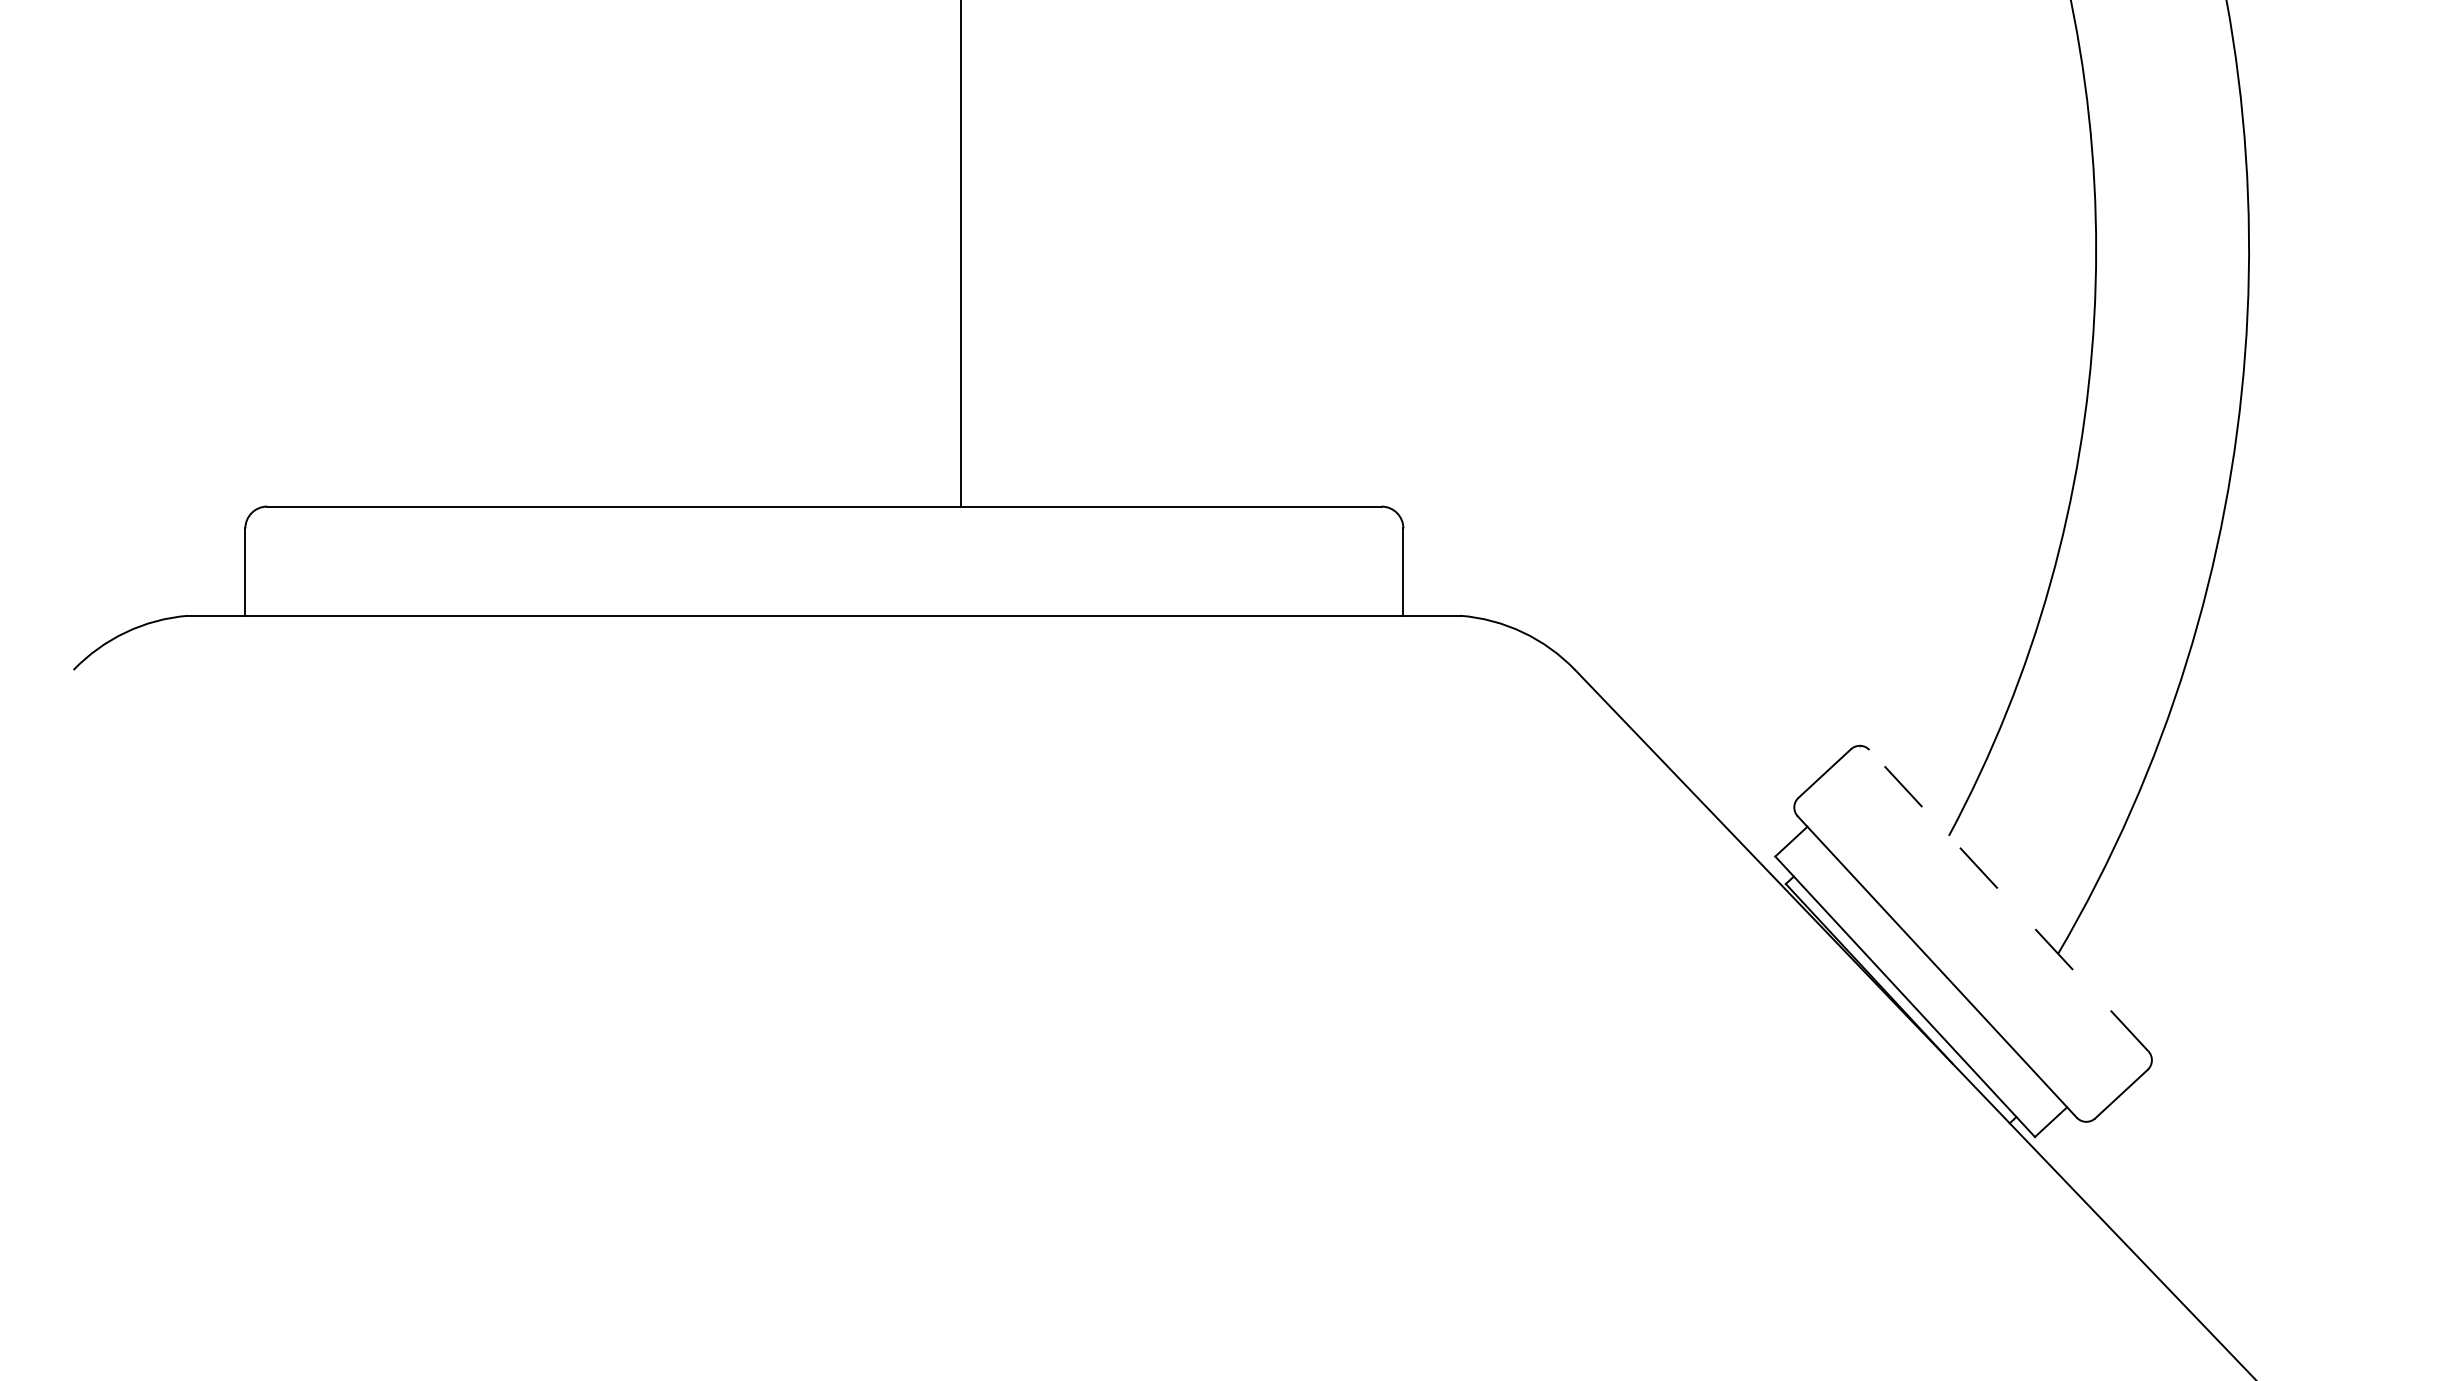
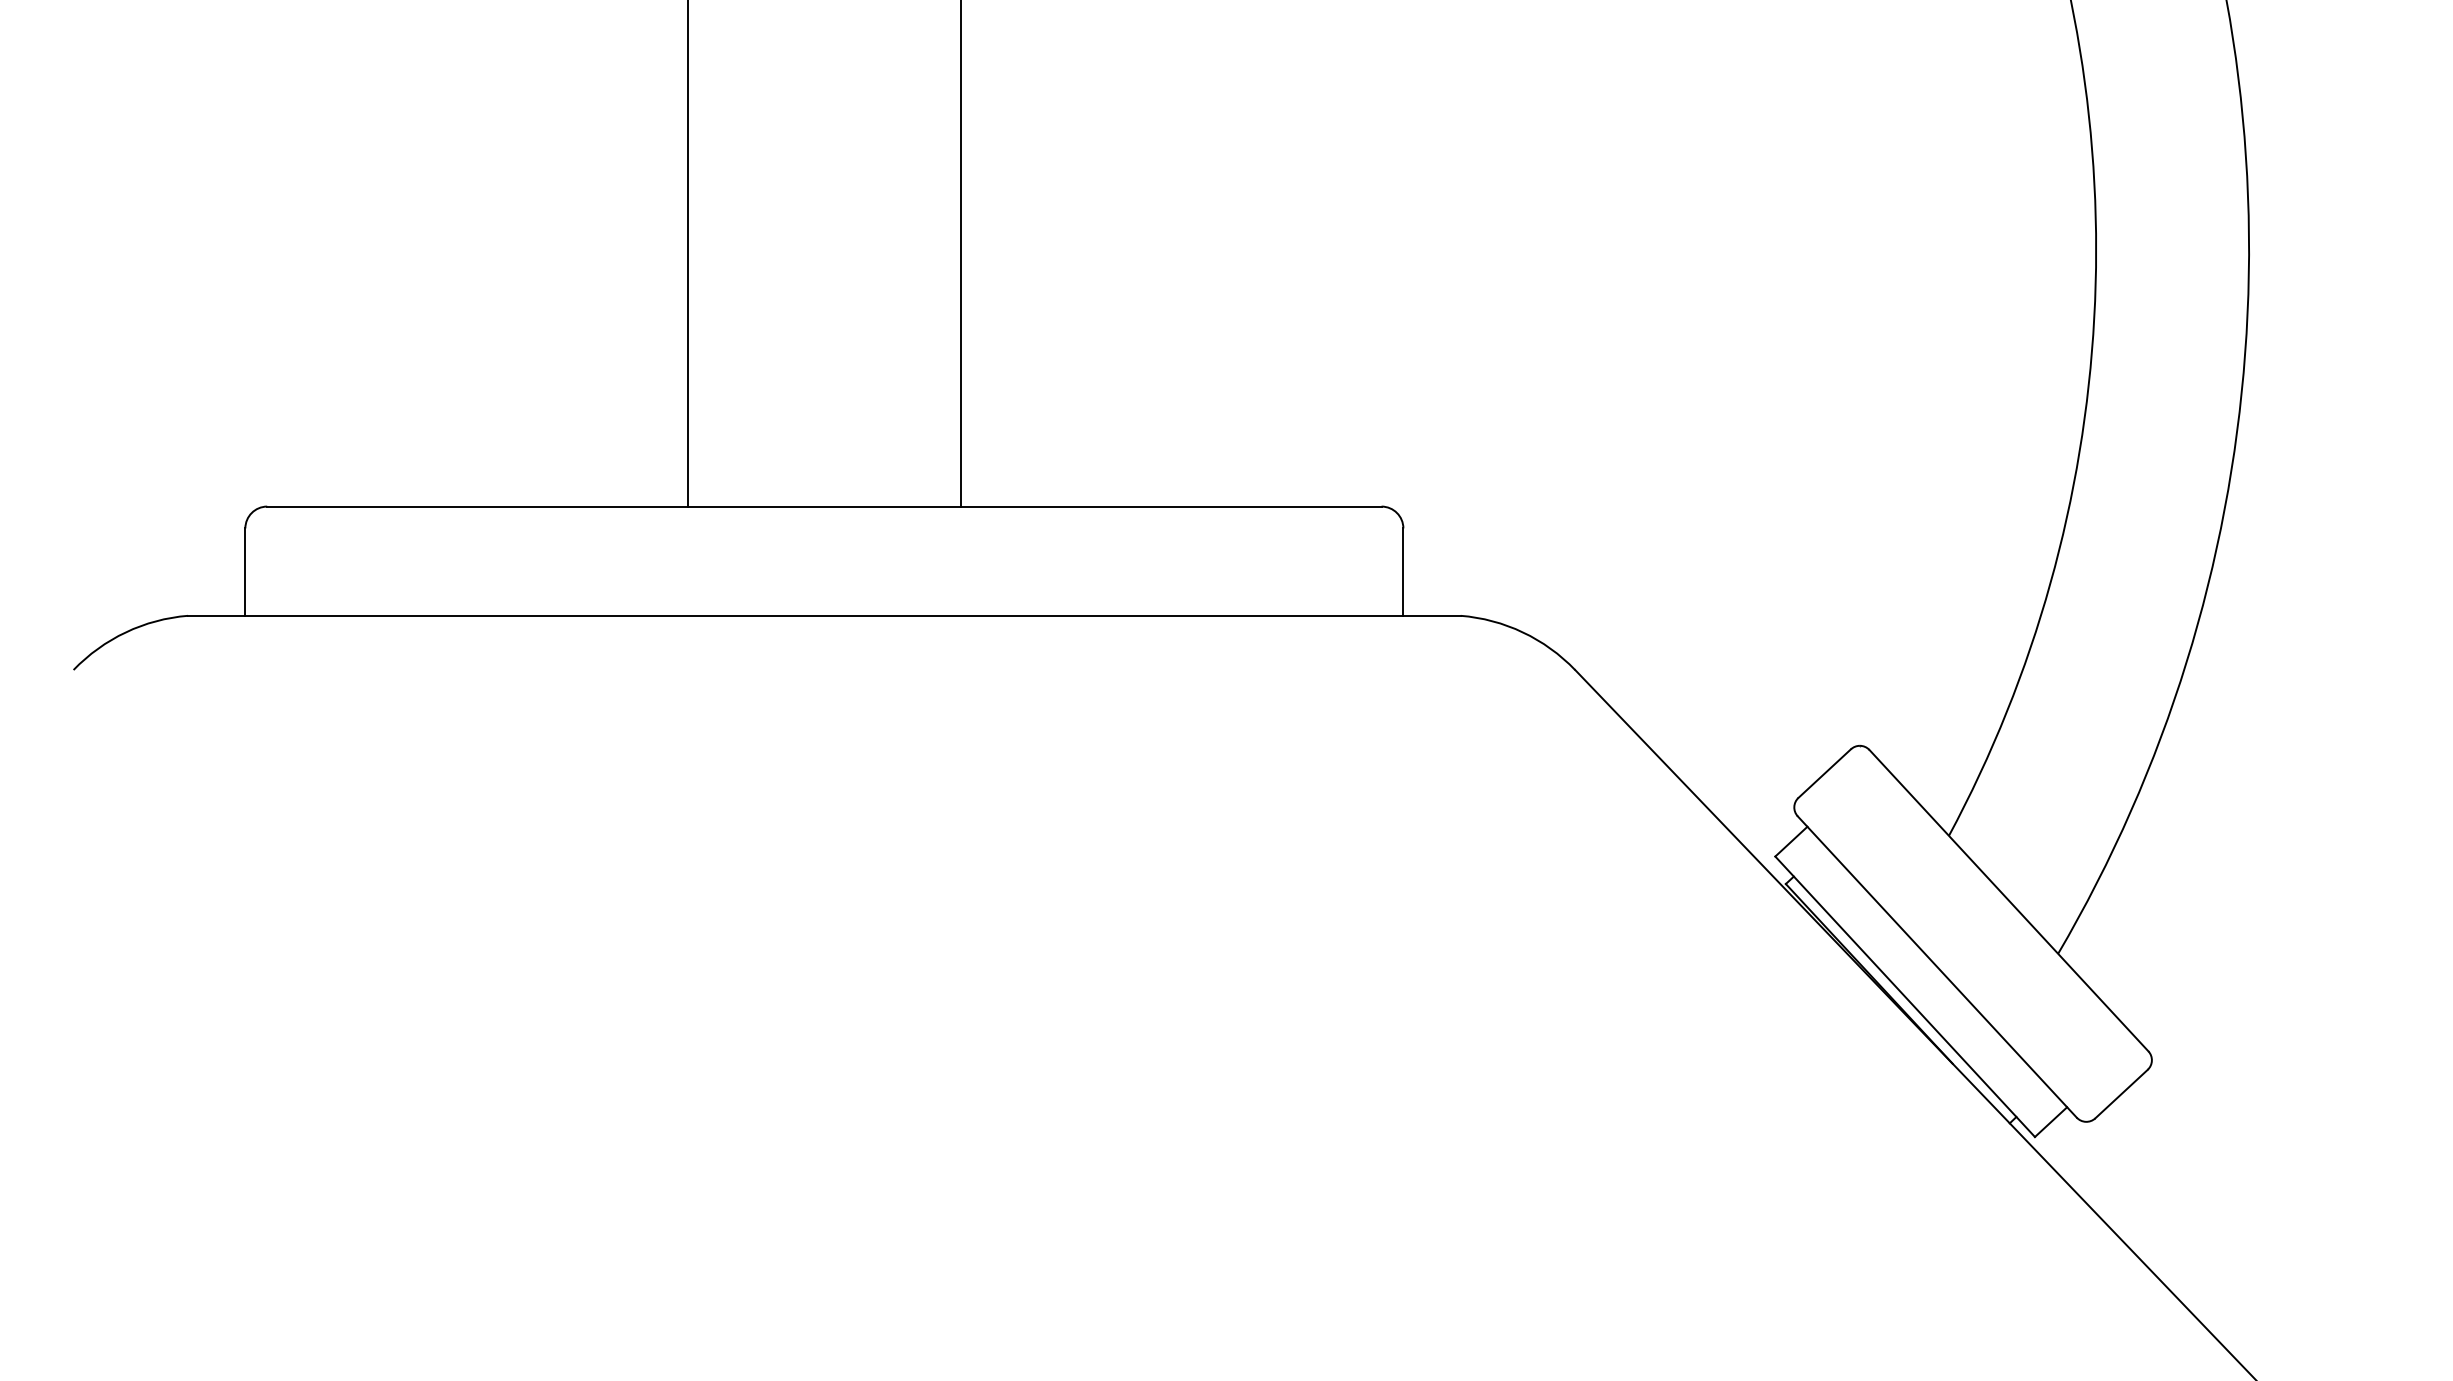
line: none -> present (687, 254)
line: dashed -> solid (2008, 900)
